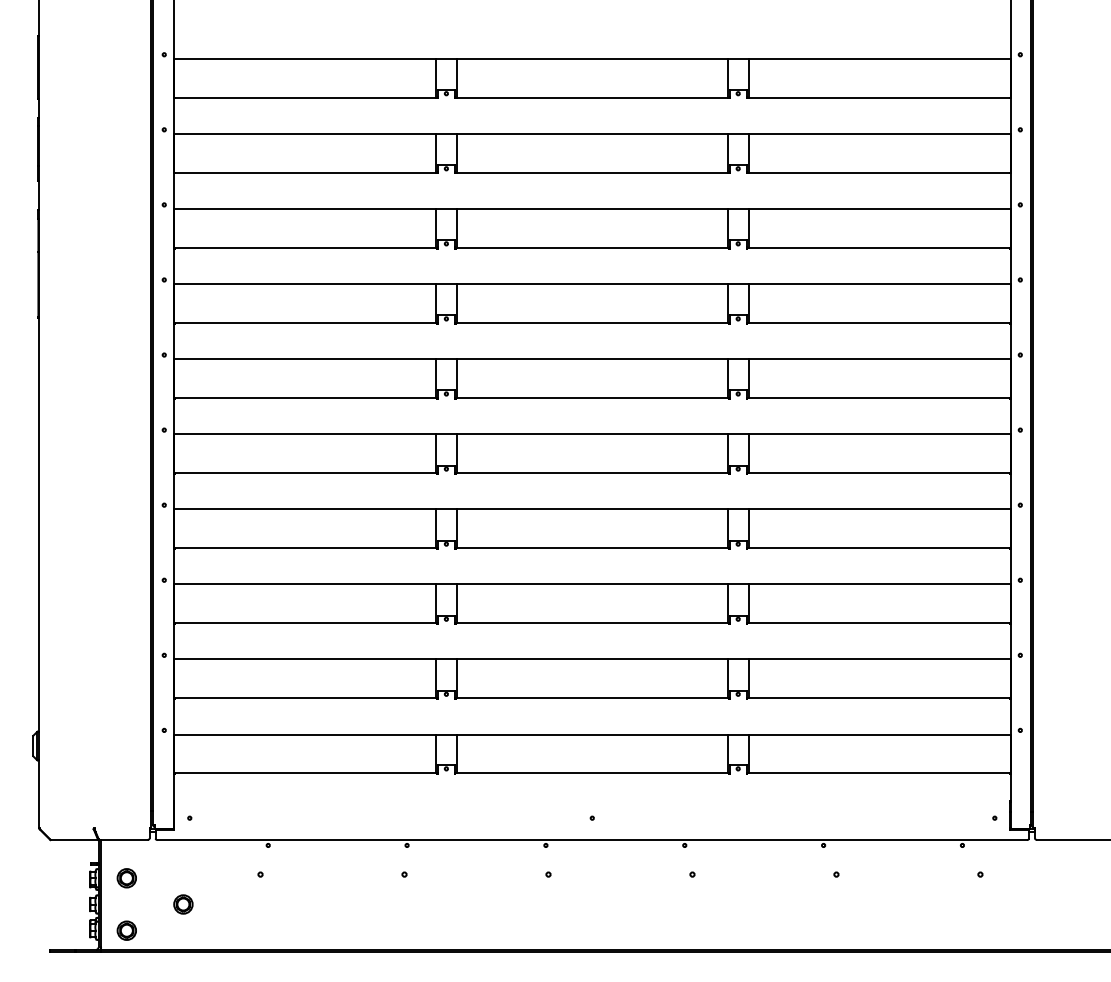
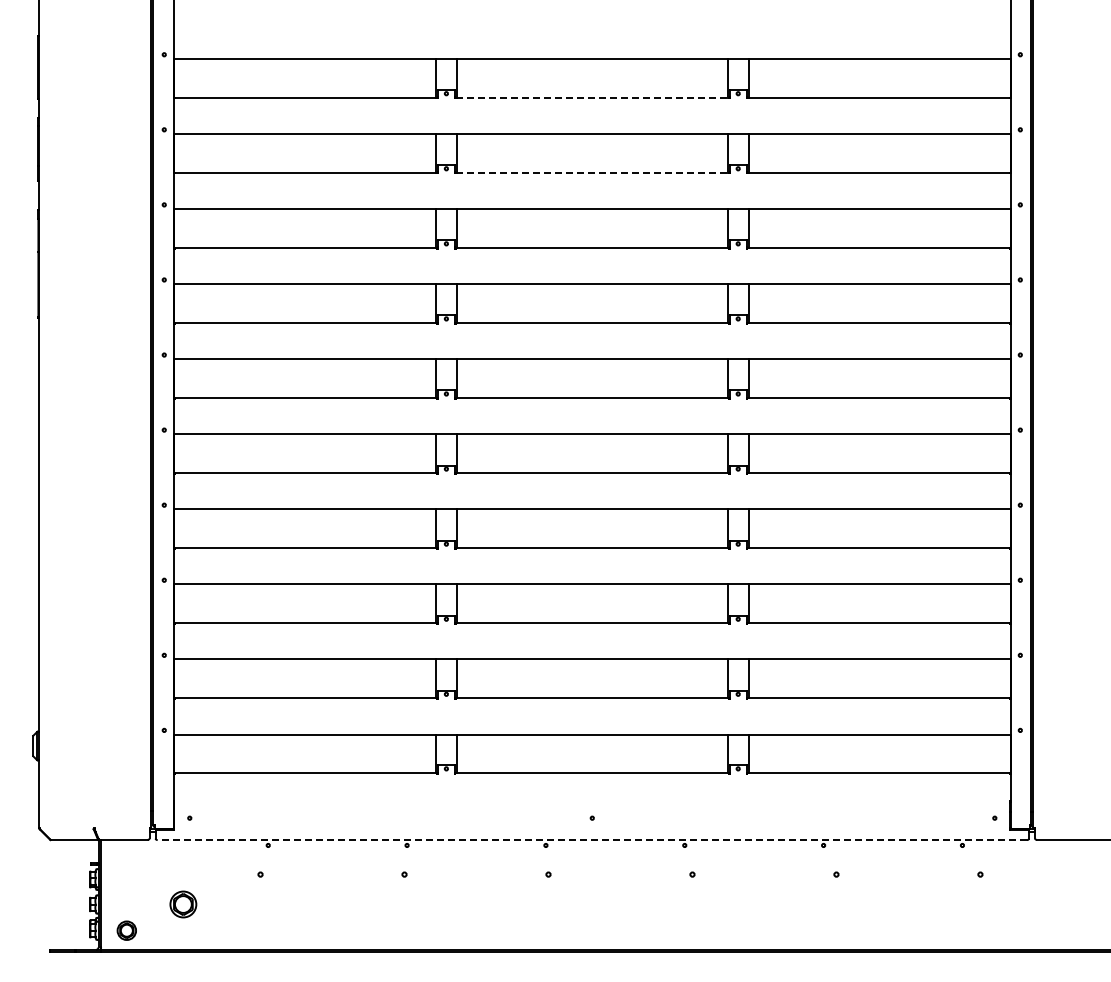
line: solid -> dashed (592, 97)
line: solid -> dashed (592, 172)
line: solid -> dashed (592, 840)
part: present -> none (126, 878)
part size: 21x21 px -> 29x29 px (183, 904)
